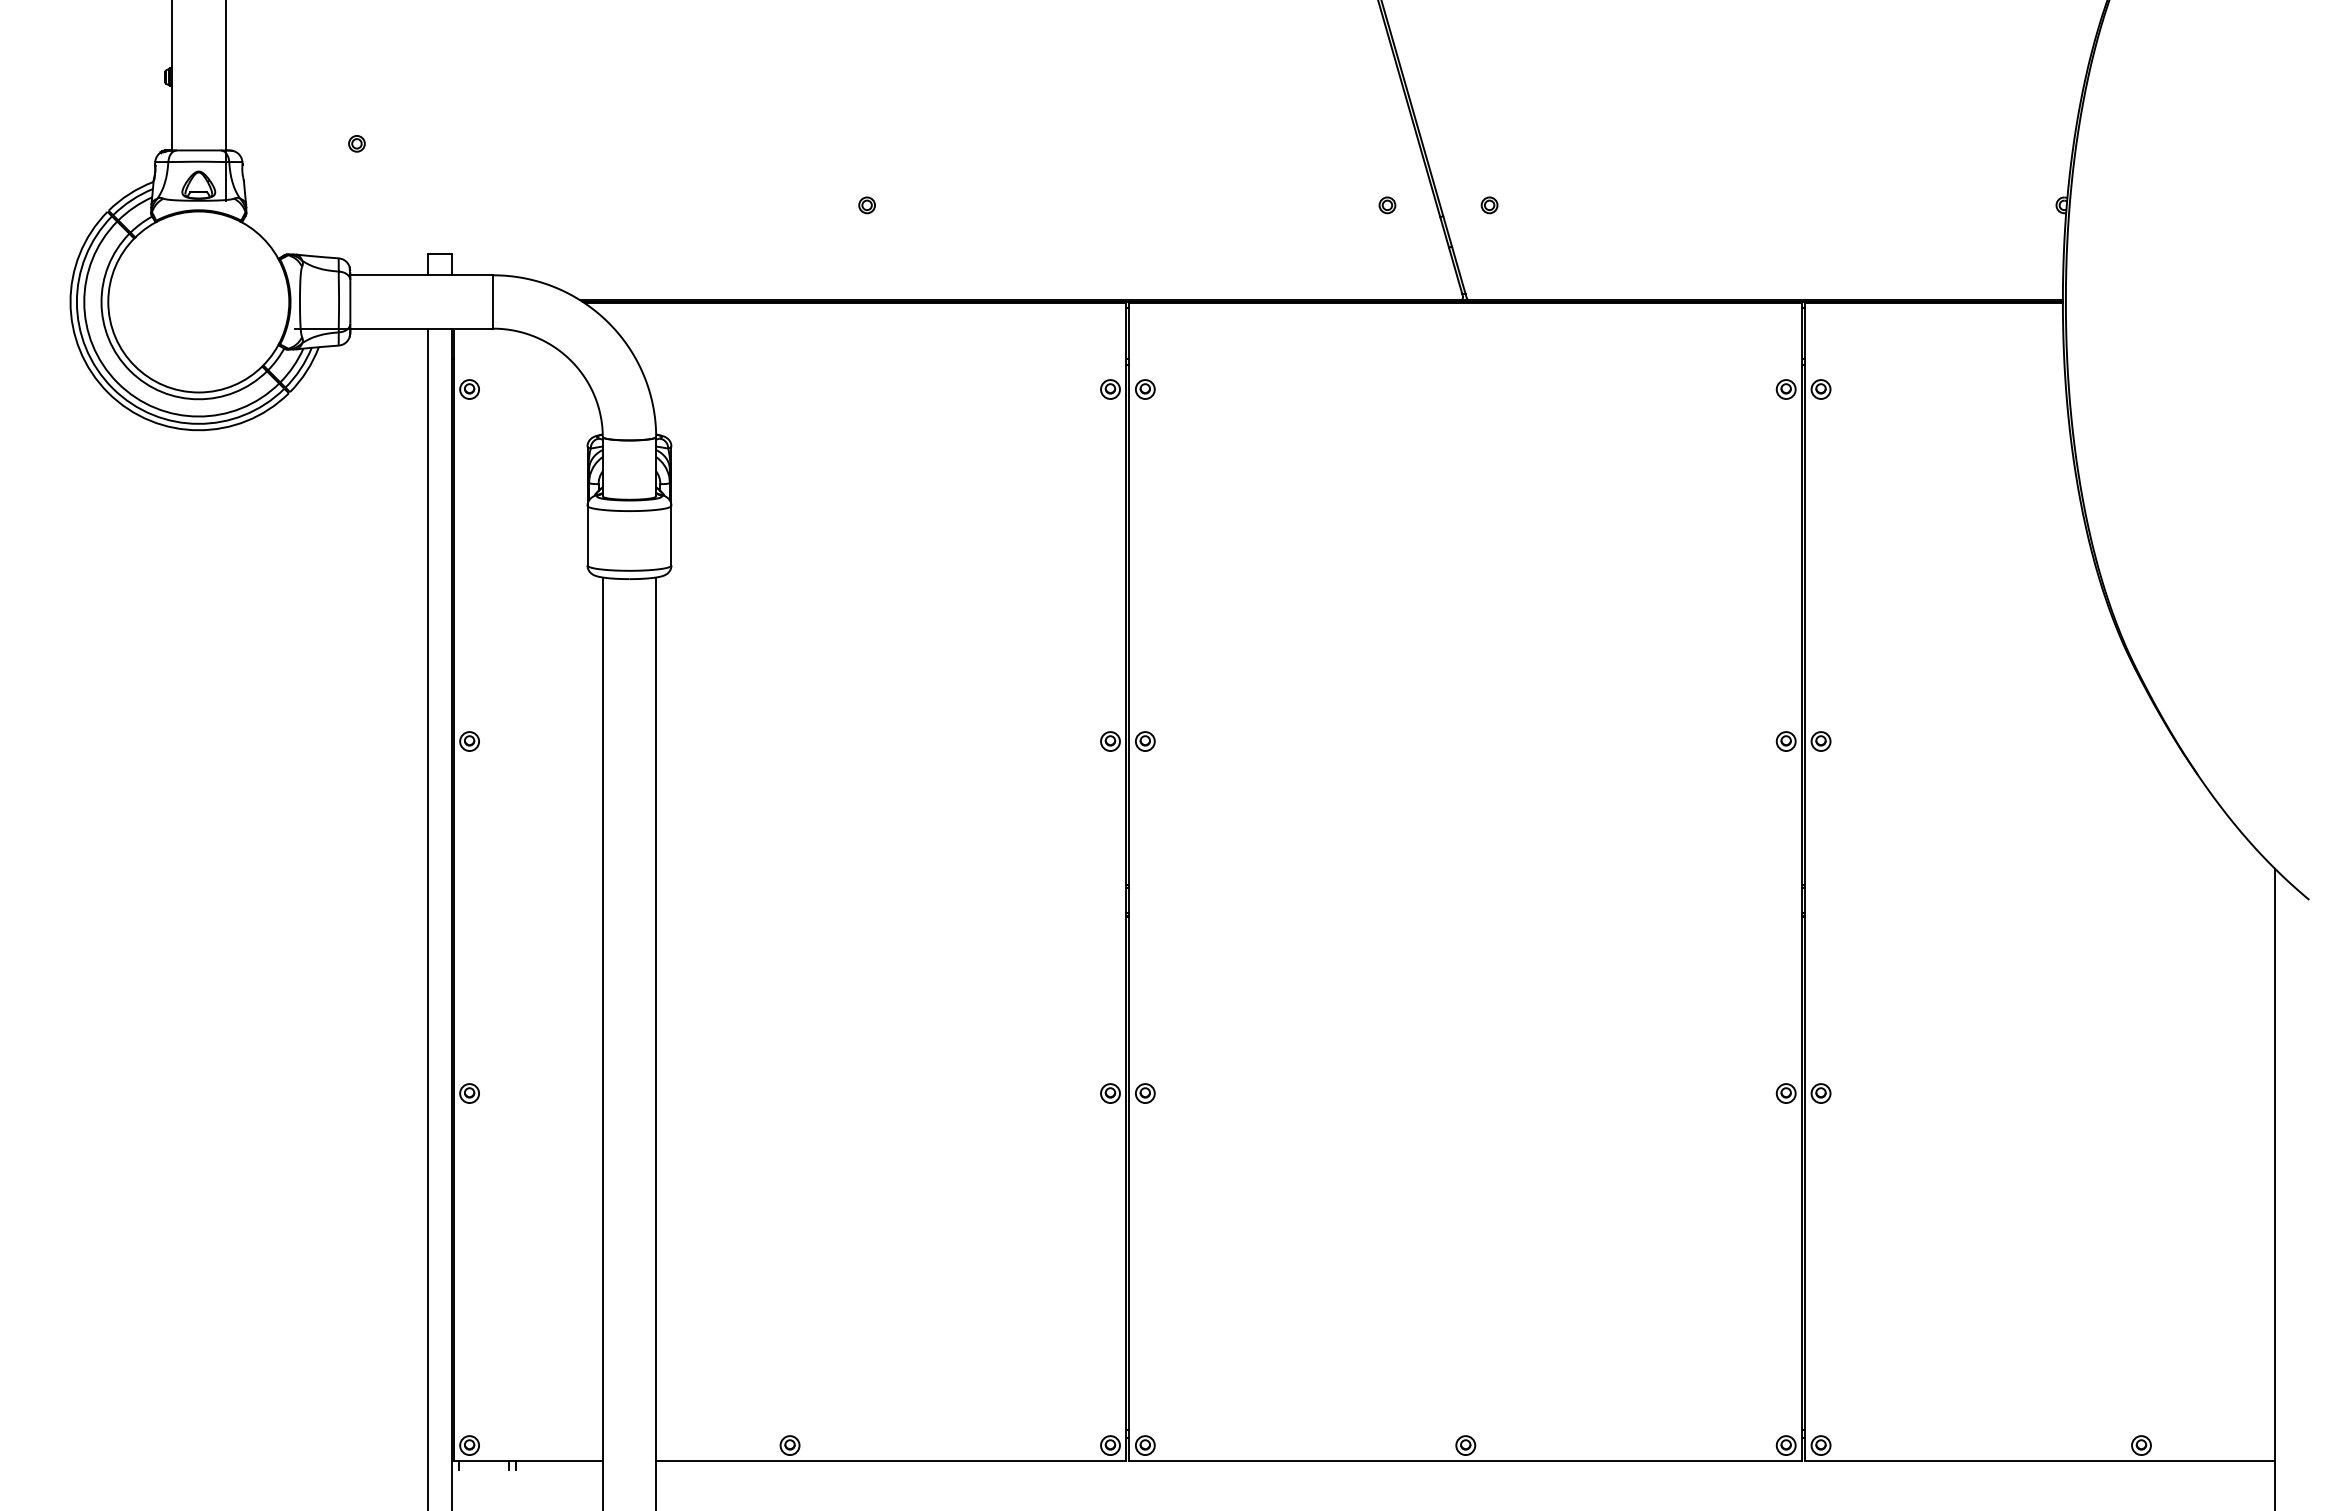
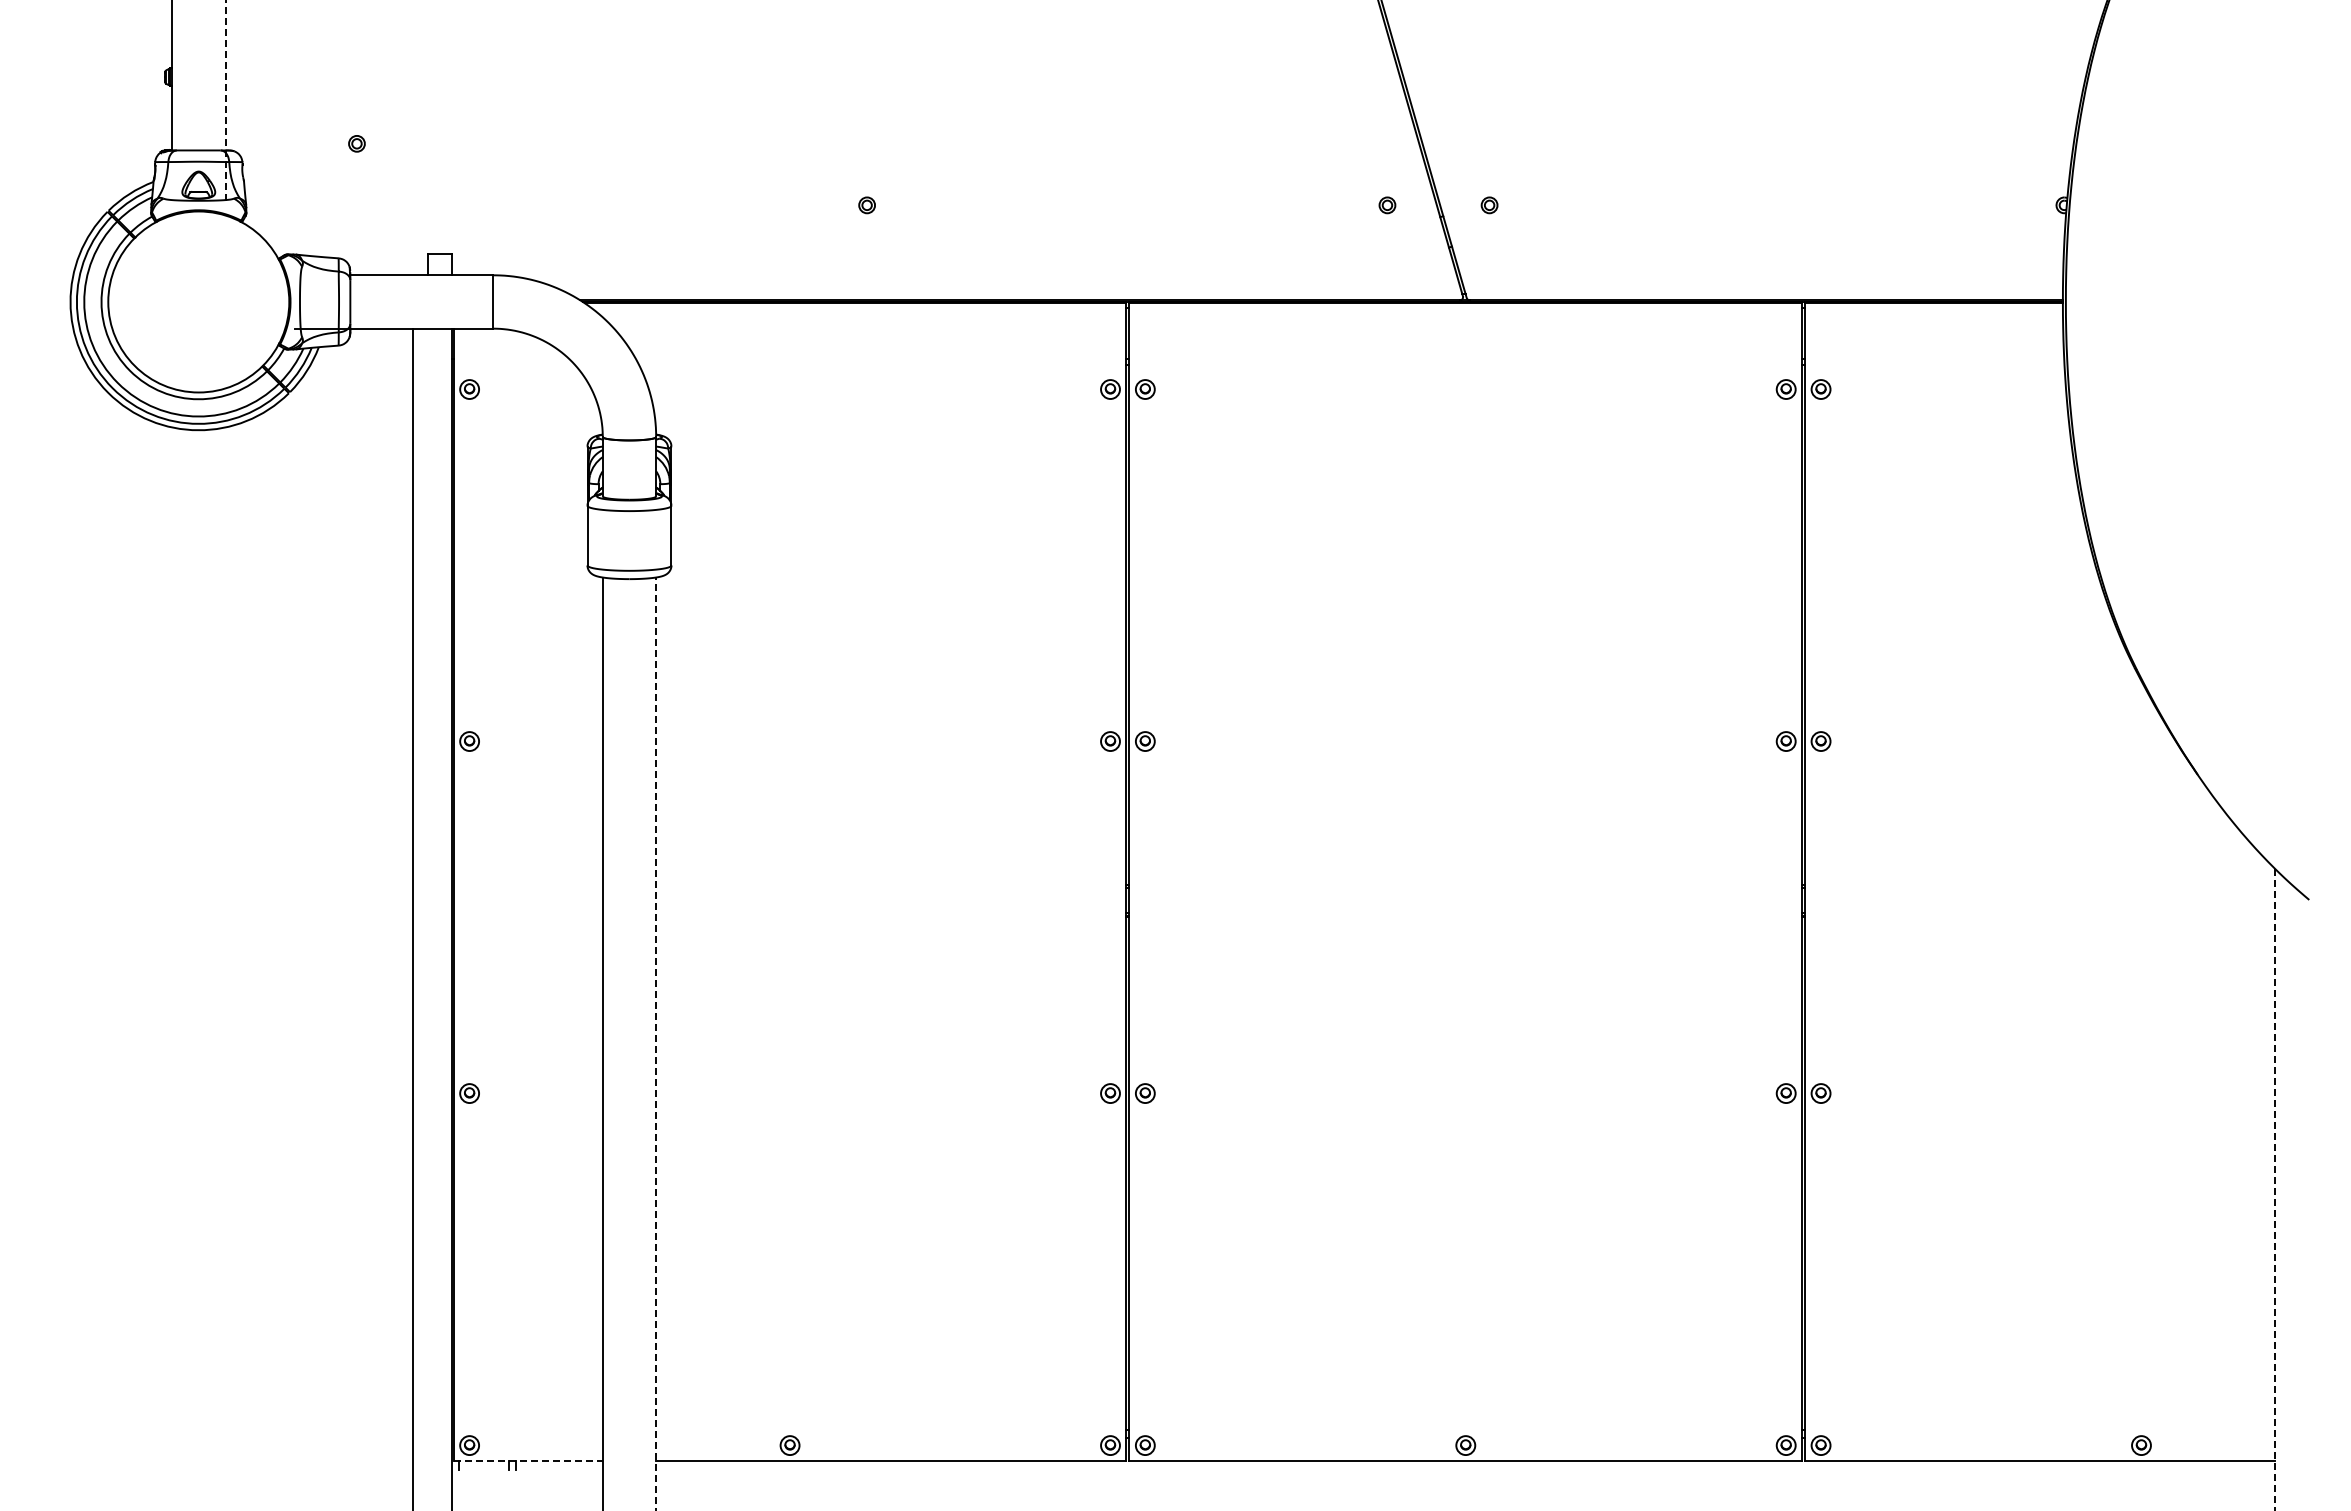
line: solid -> dashed (225, 100)
line position: (428, 917) -> (413, 917) (413, 917)
line: solid -> dashed (656, 1043)
line: solid -> dashed (2275, 1190)
line: solid -> dashed (528, 1461)
